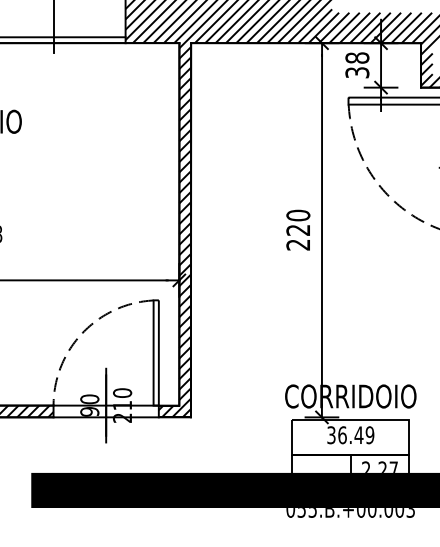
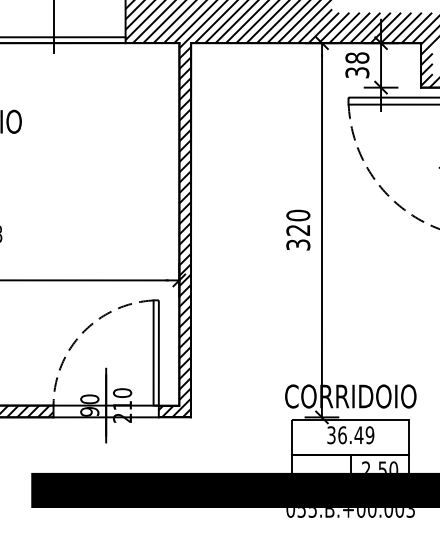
text: 220 -> 320 (298, 244)
text: 2.27 -> 2.50 (388, 466)
